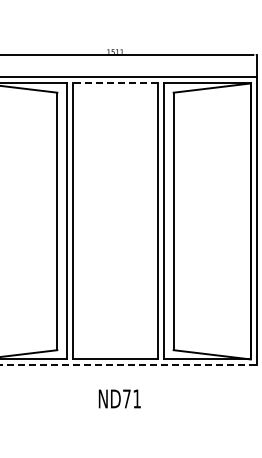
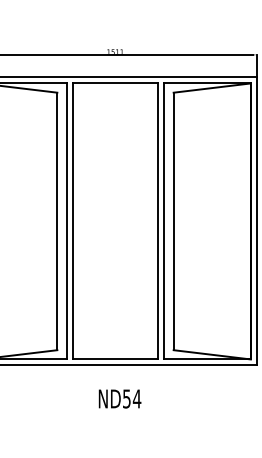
line: dashed -> solid (115, 83)
line: dashed -> solid (128, 365)
text: ND71 -> ND54 (132, 398)
